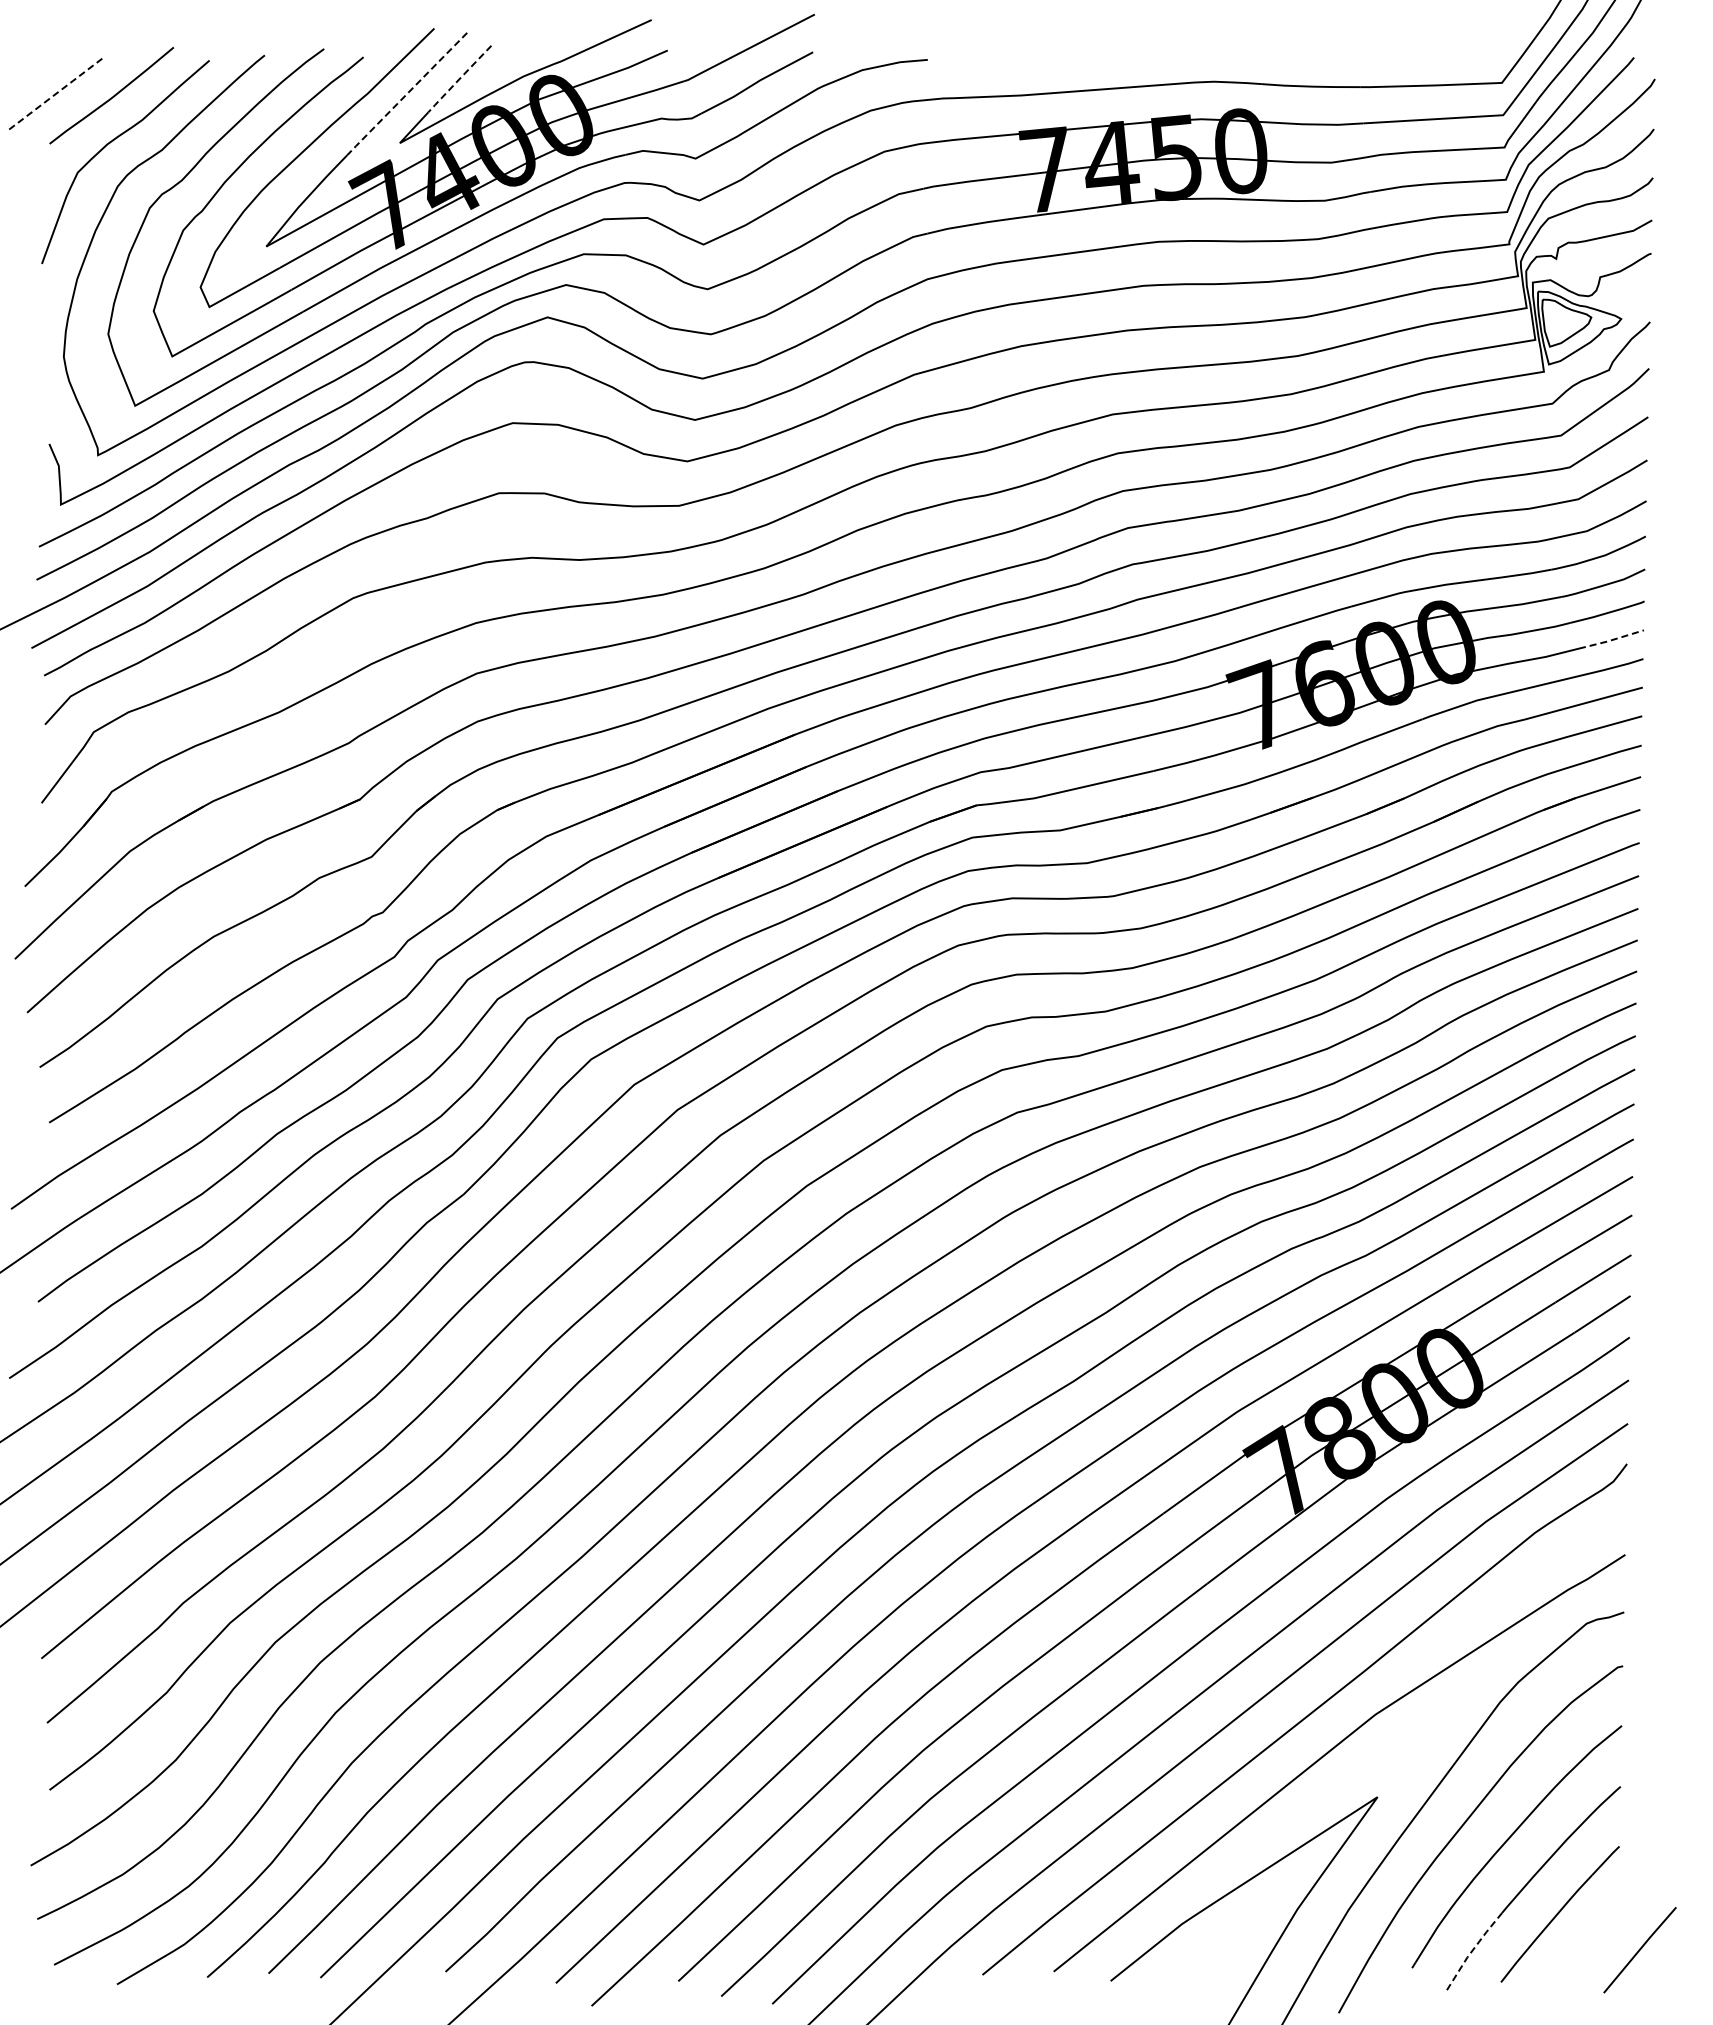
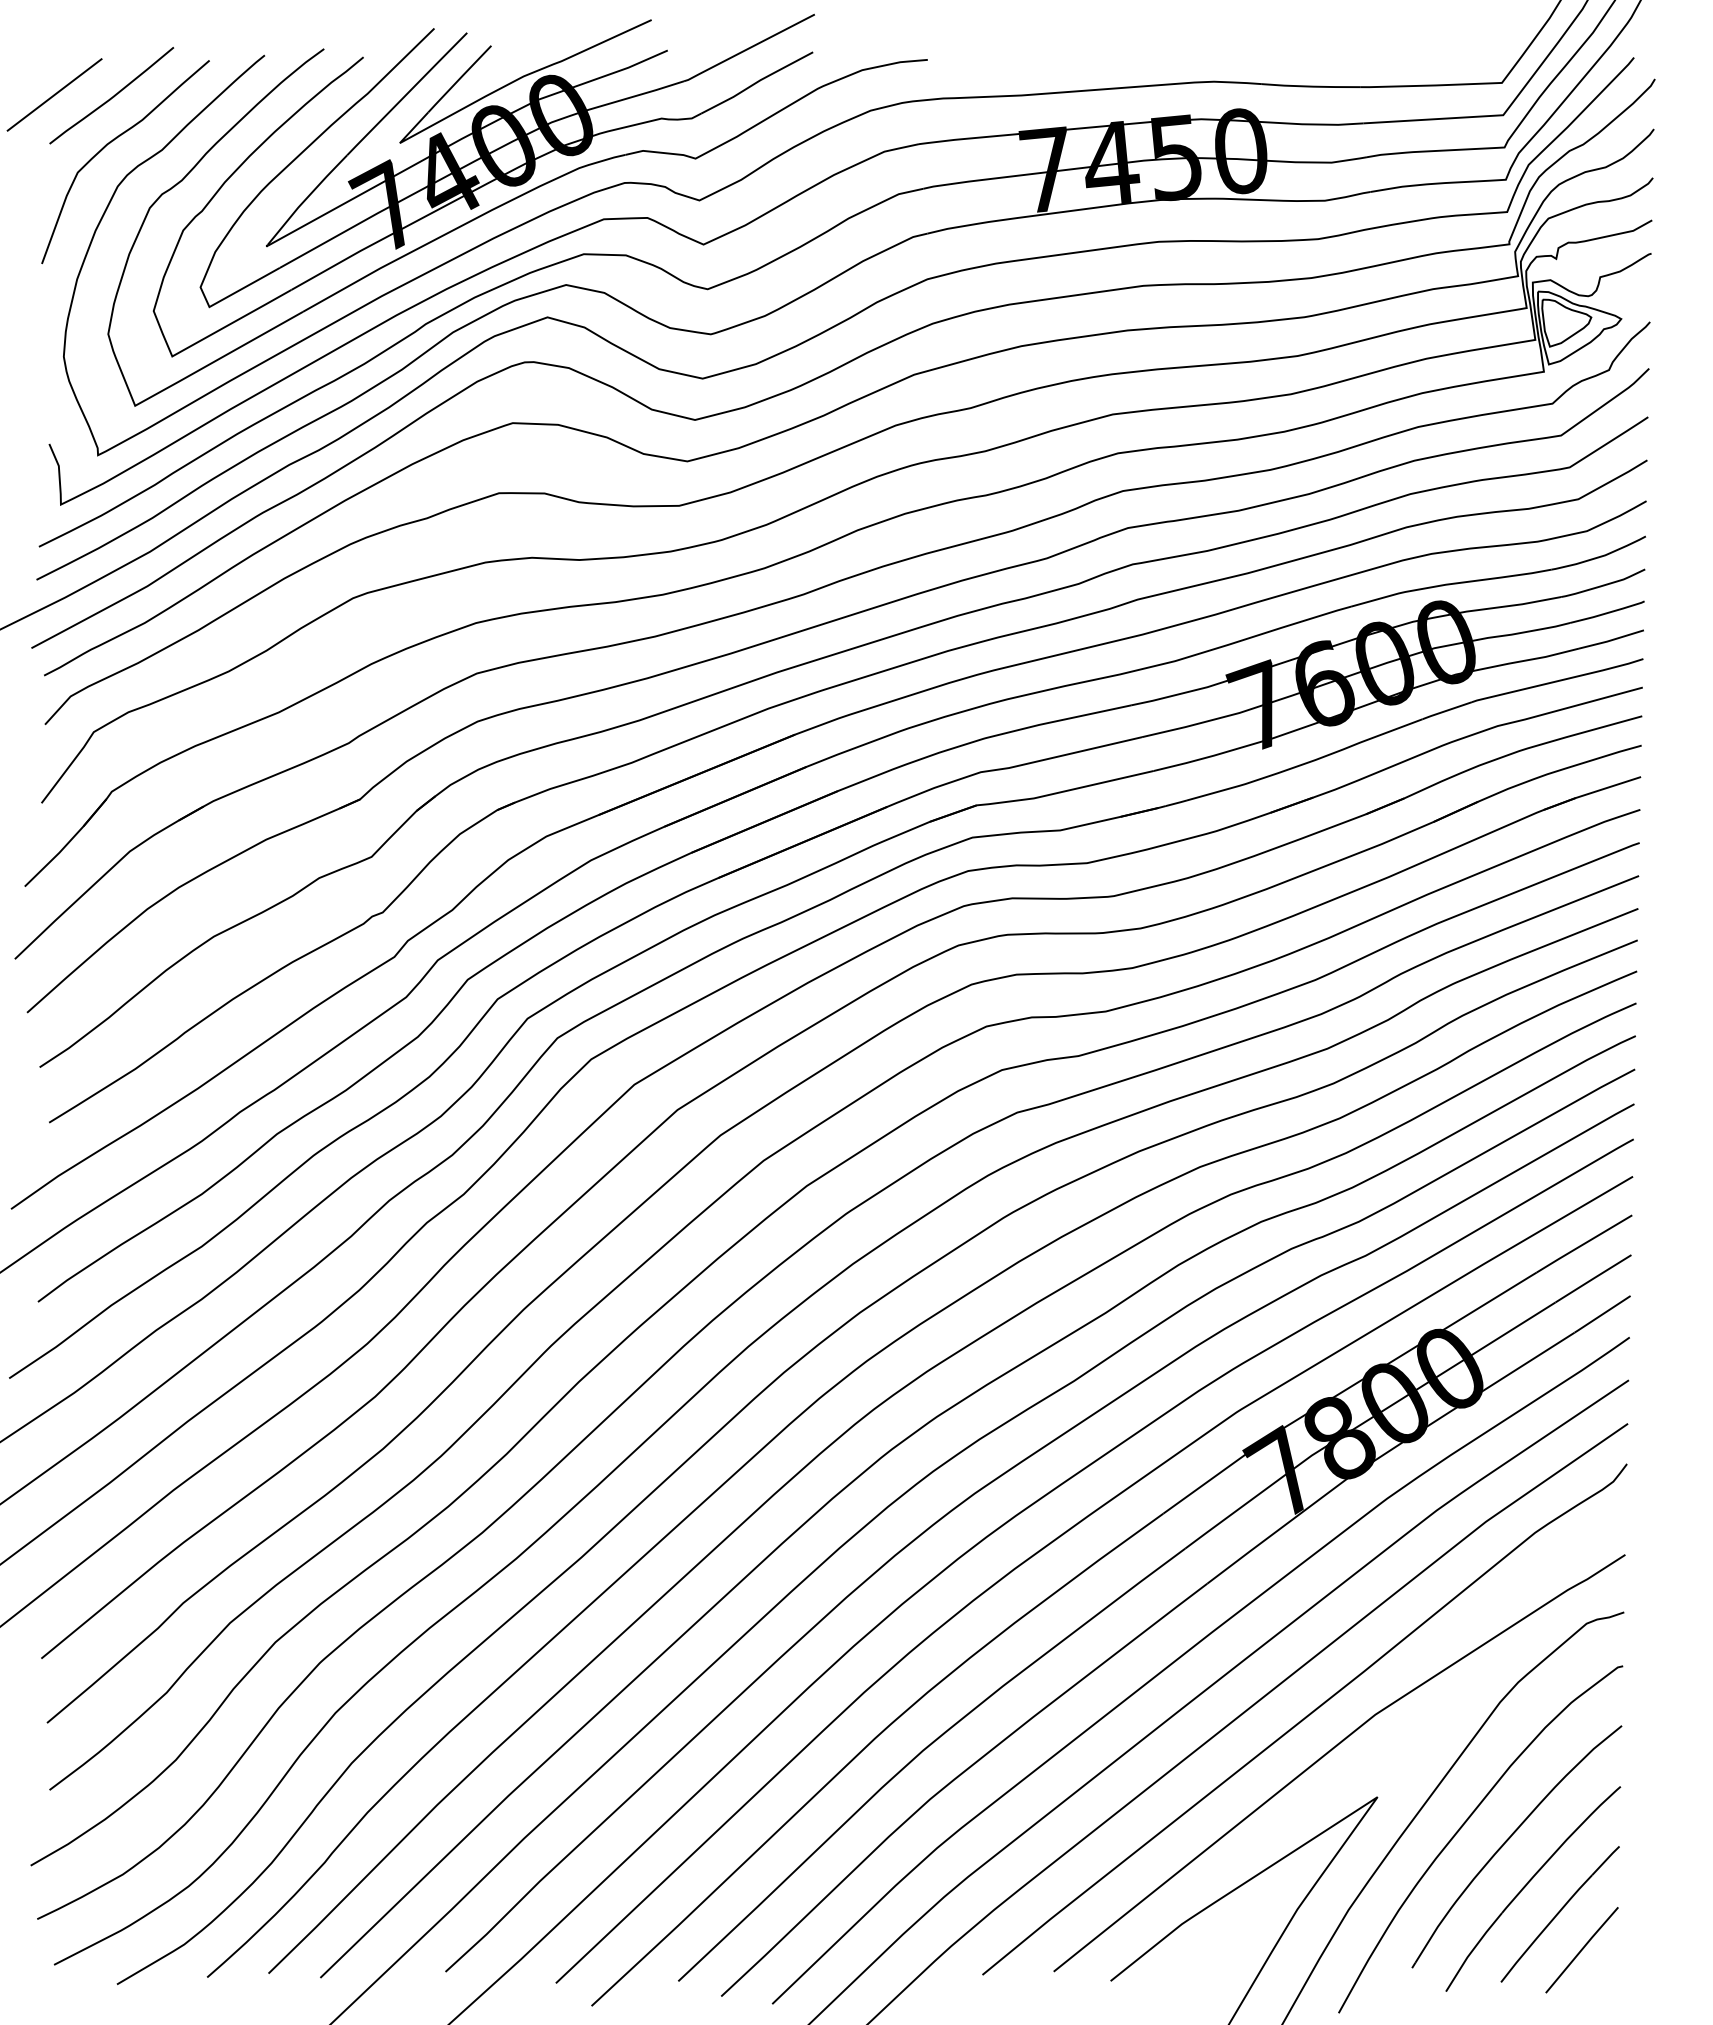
line: dashed -> solid (459, 79)
line: dashed -> solid (54, 94)
line: dashed -> solid (407, 94)
line: dashed -> solid (1610, 640)
line: dashed -> solid (1472, 1950)
line position: (1639, 1950) -> (1581, 1950) (1581, 1950)
